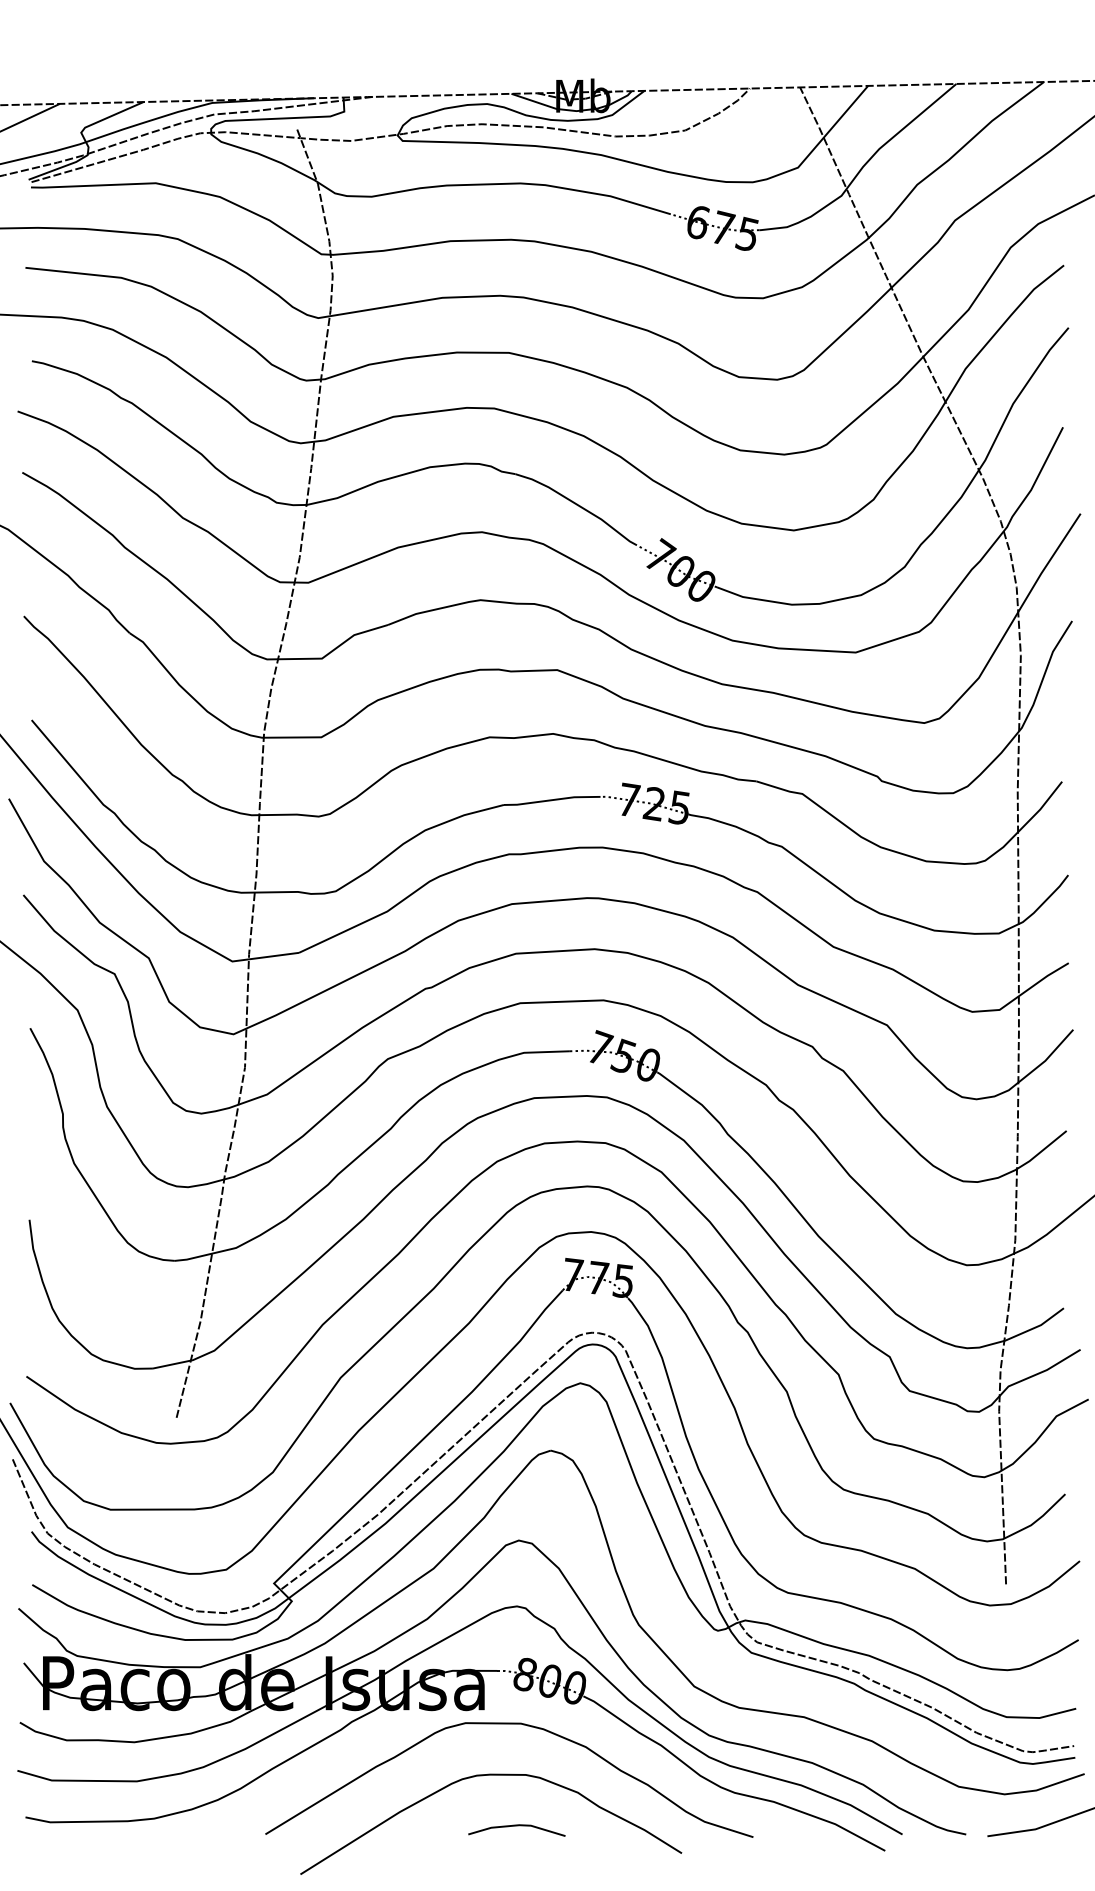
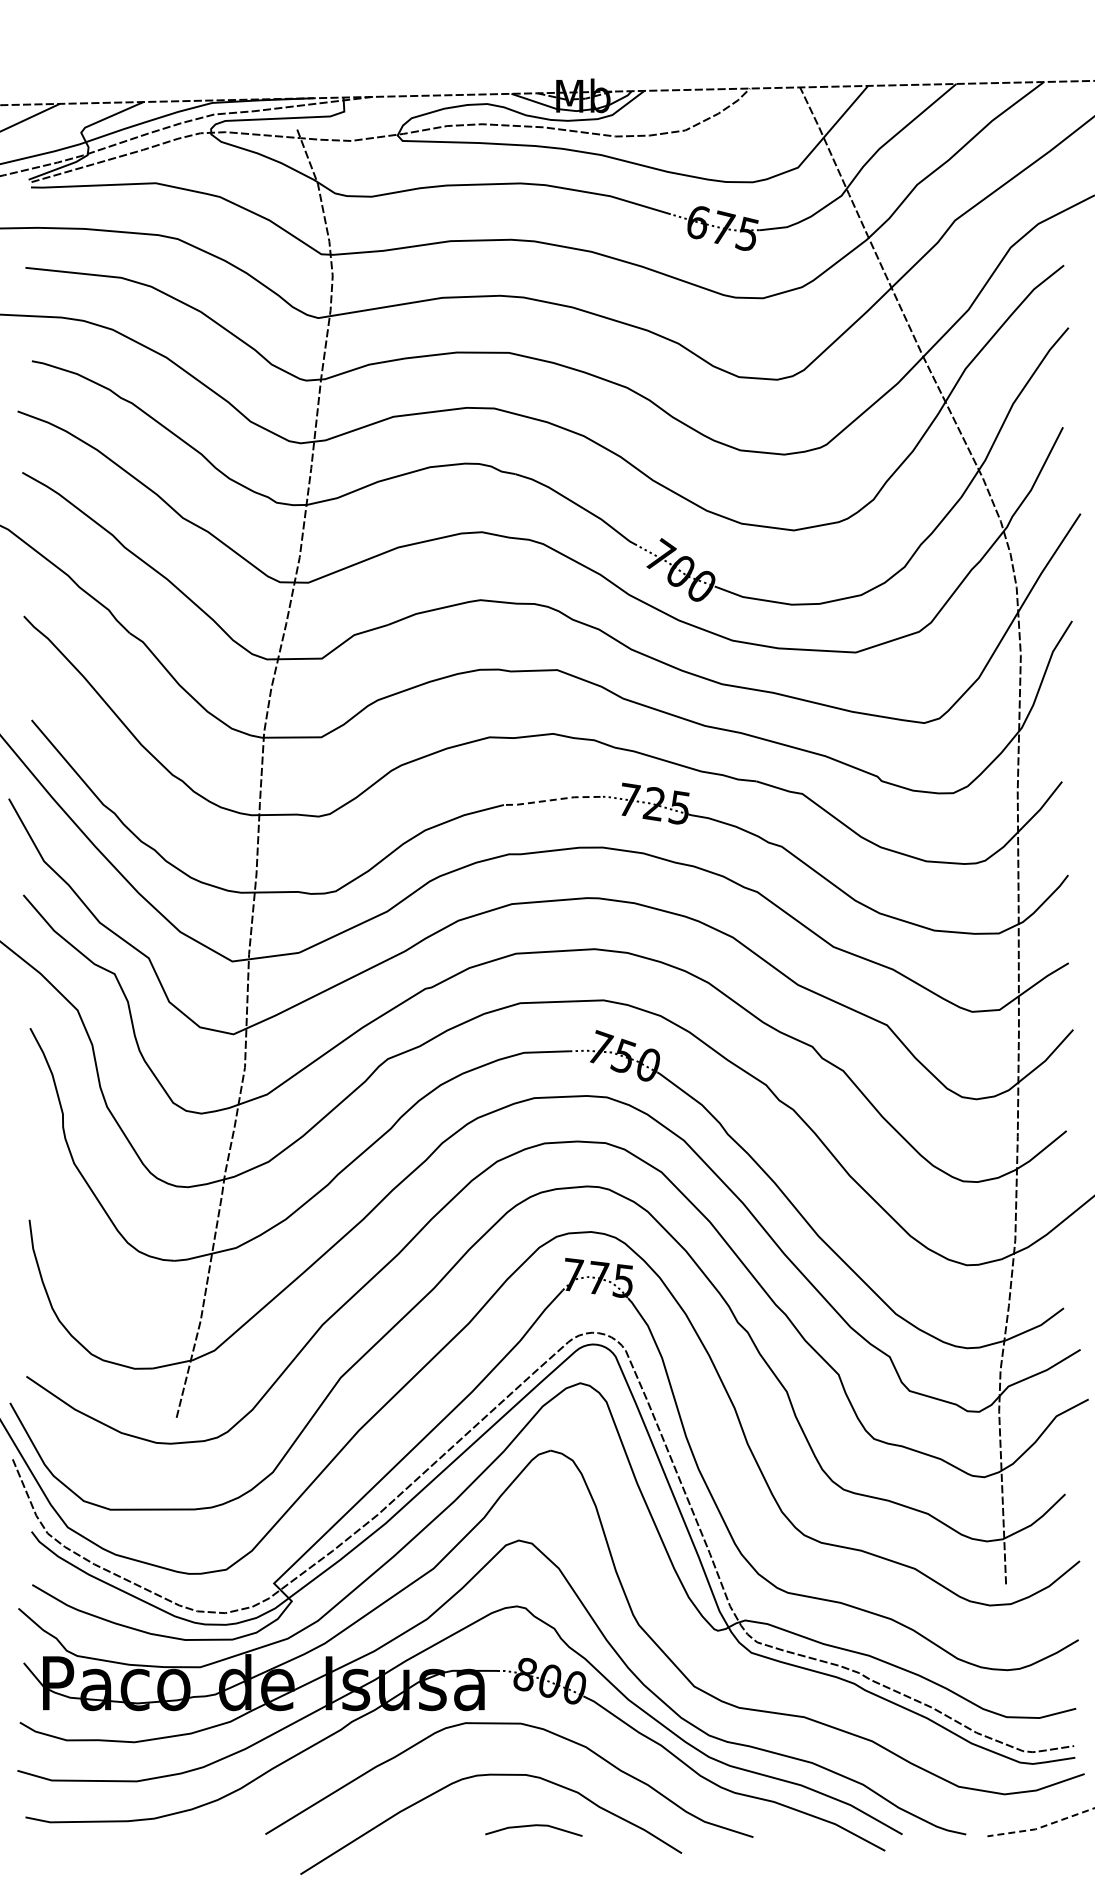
line: solid -> dashed (551, 800)
line position: (516, 1826) -> (533, 1826) (533, 1826)
line: solid -> dashed (1041, 1827)
